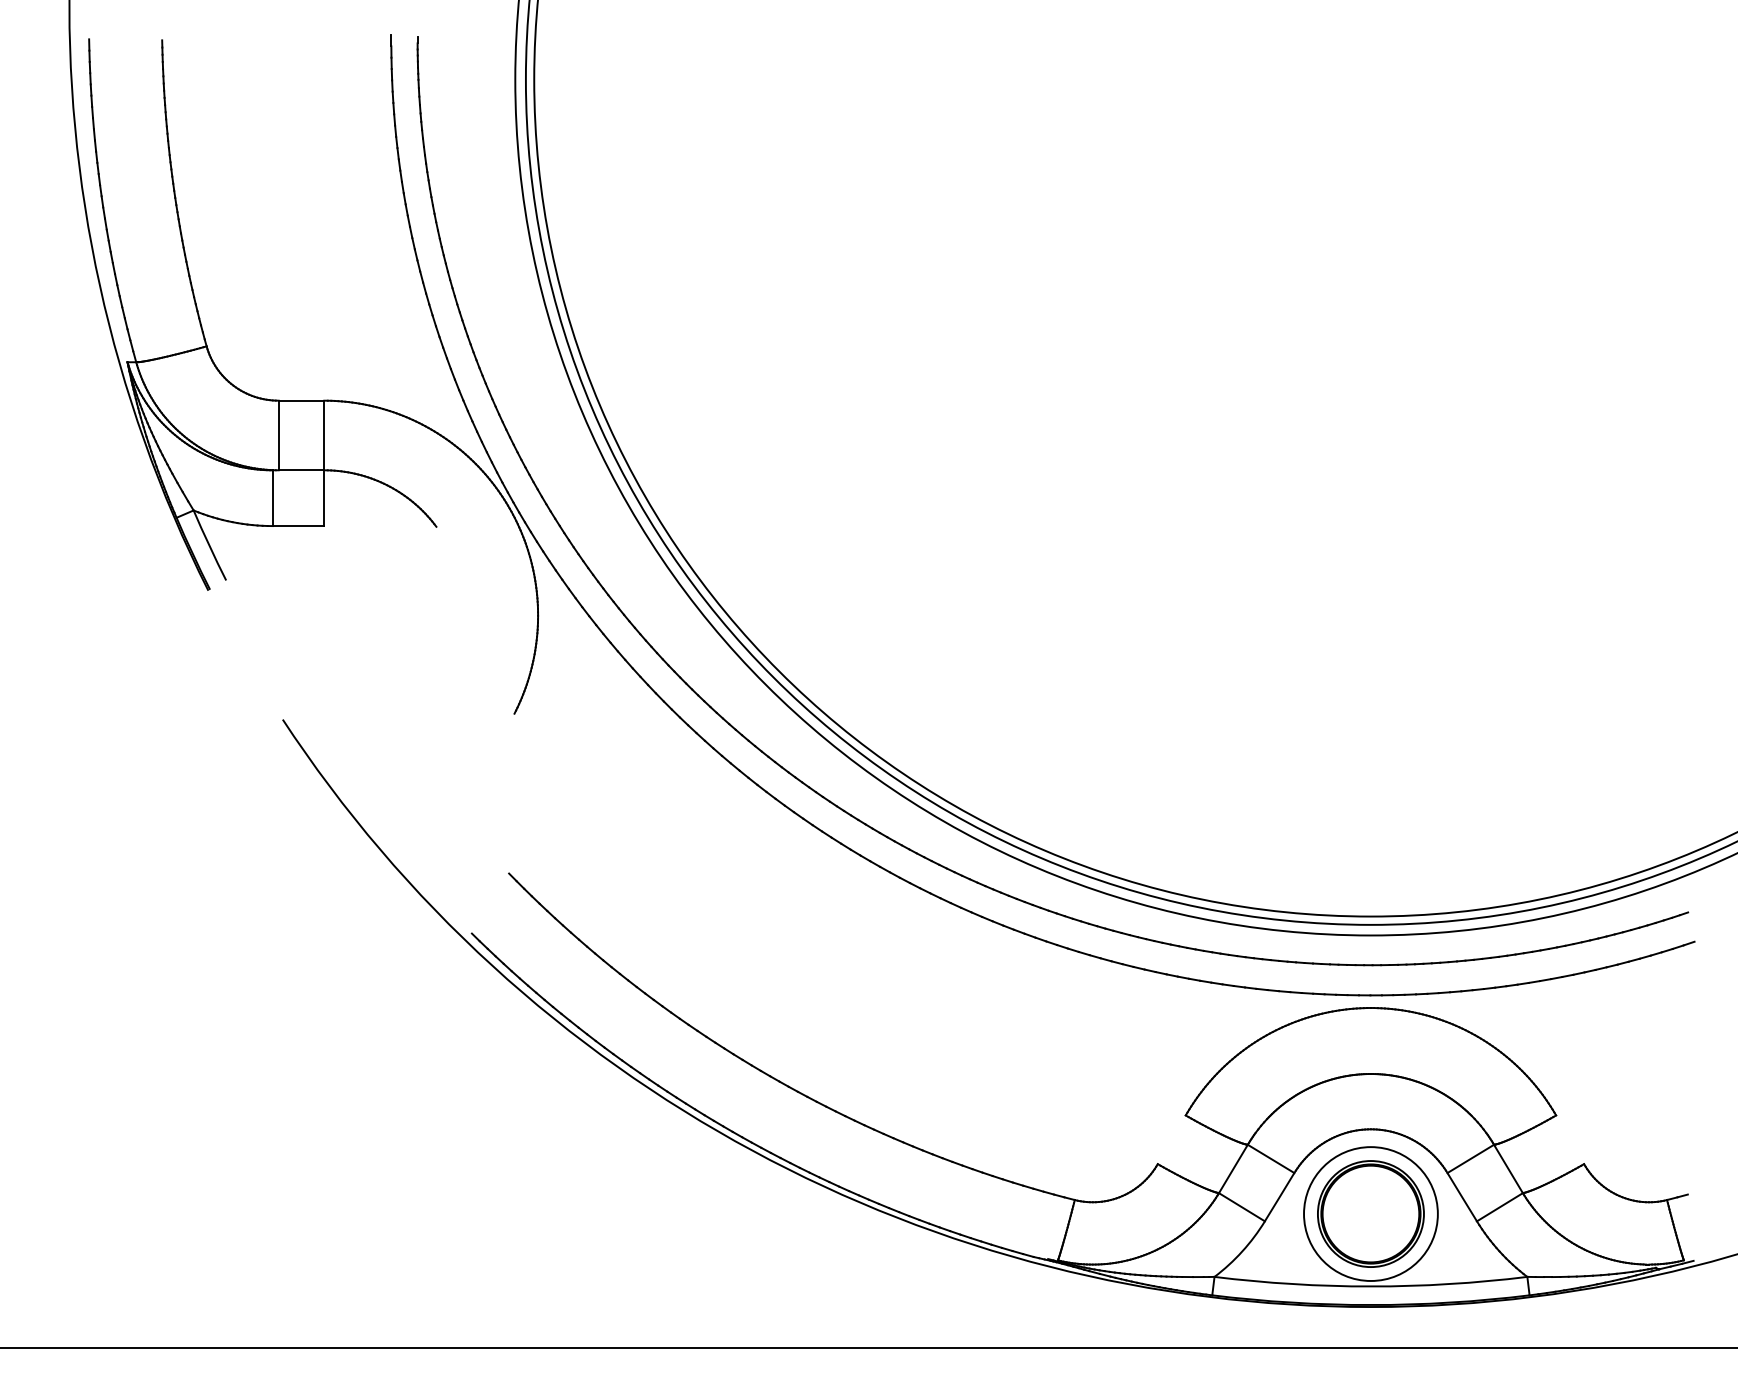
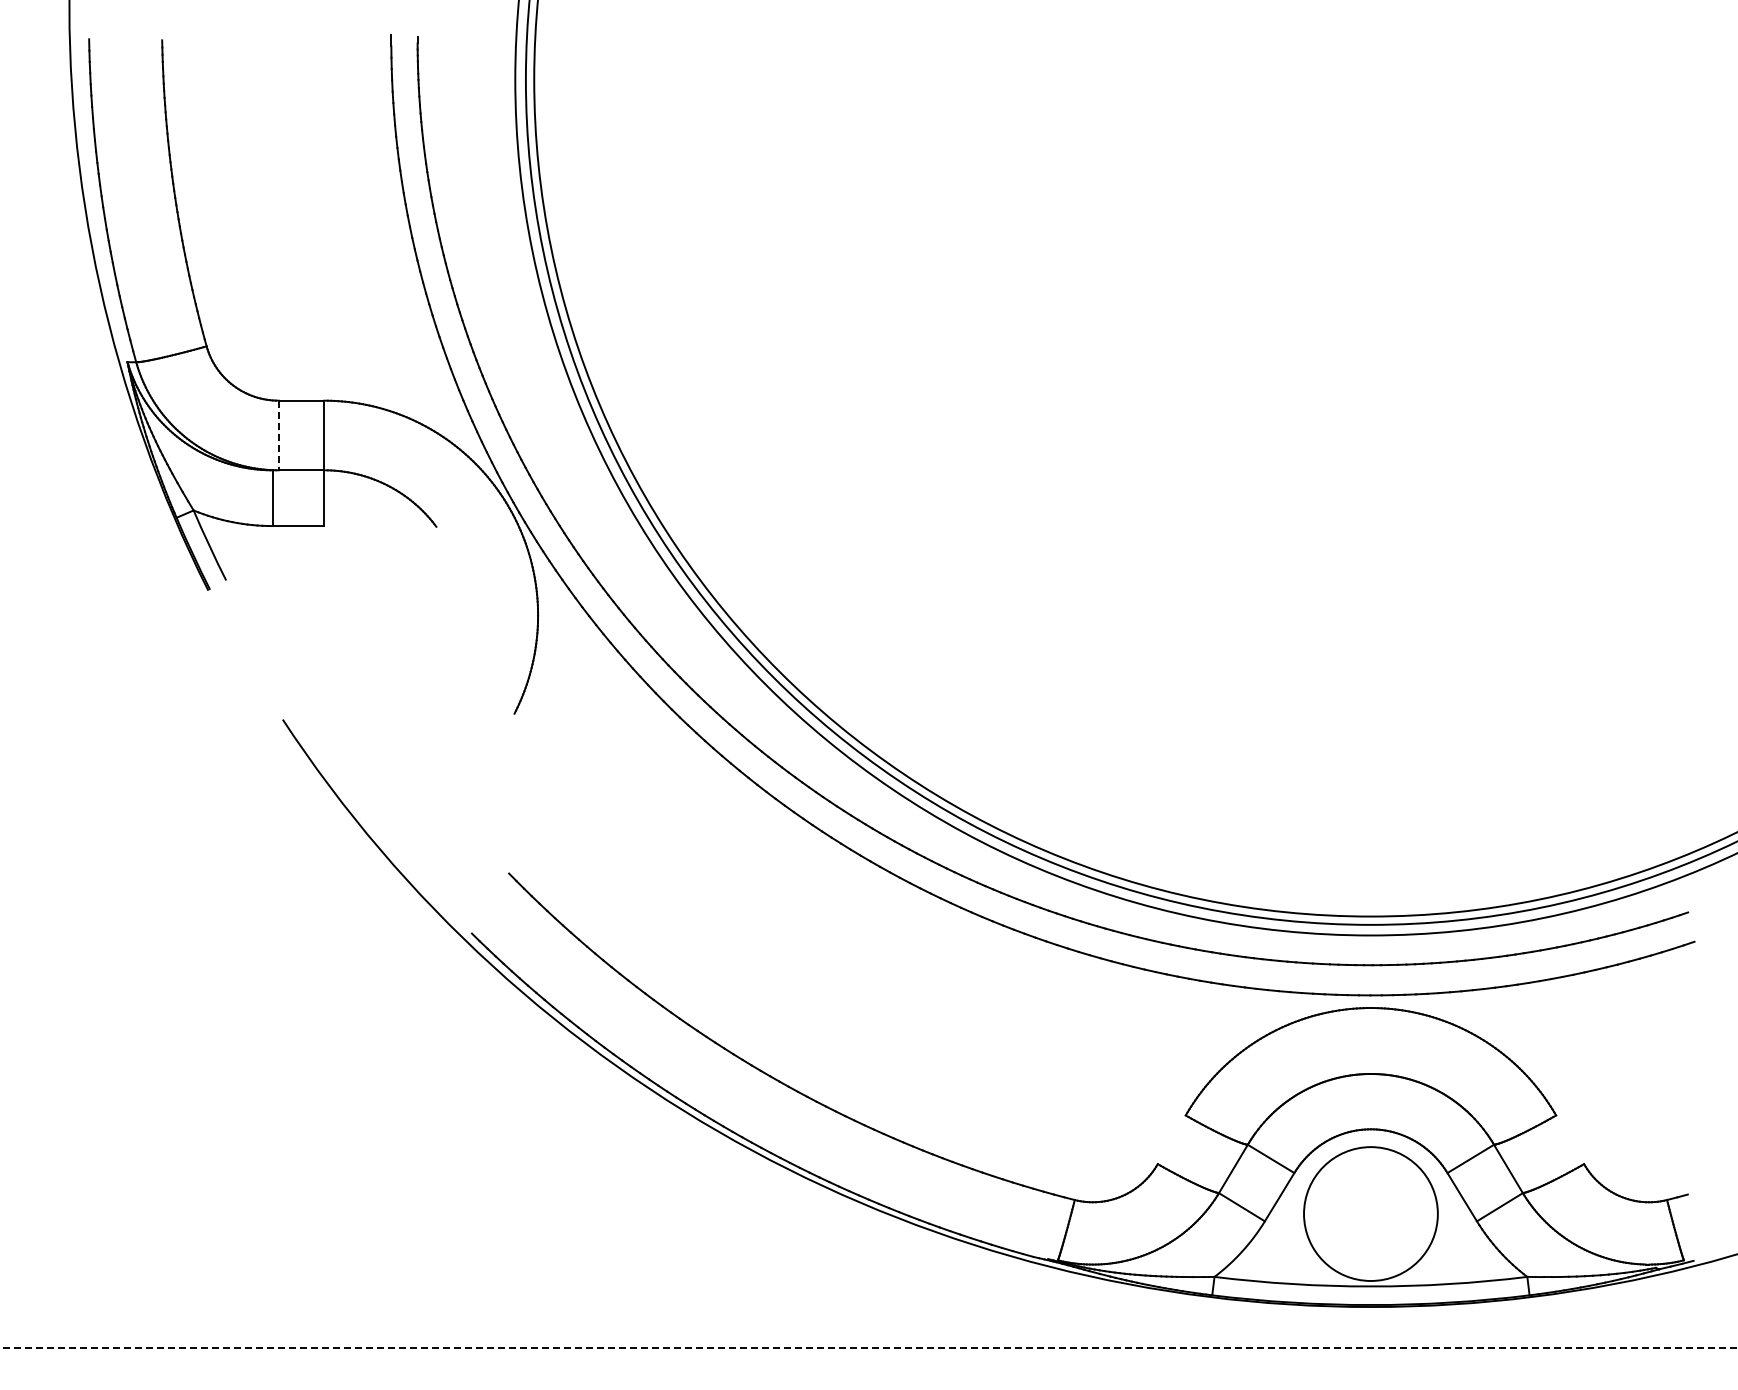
line: solid -> dashed (278, 435)
part: present -> none (1370, 1213)
line: solid -> dashed (869, 1348)
